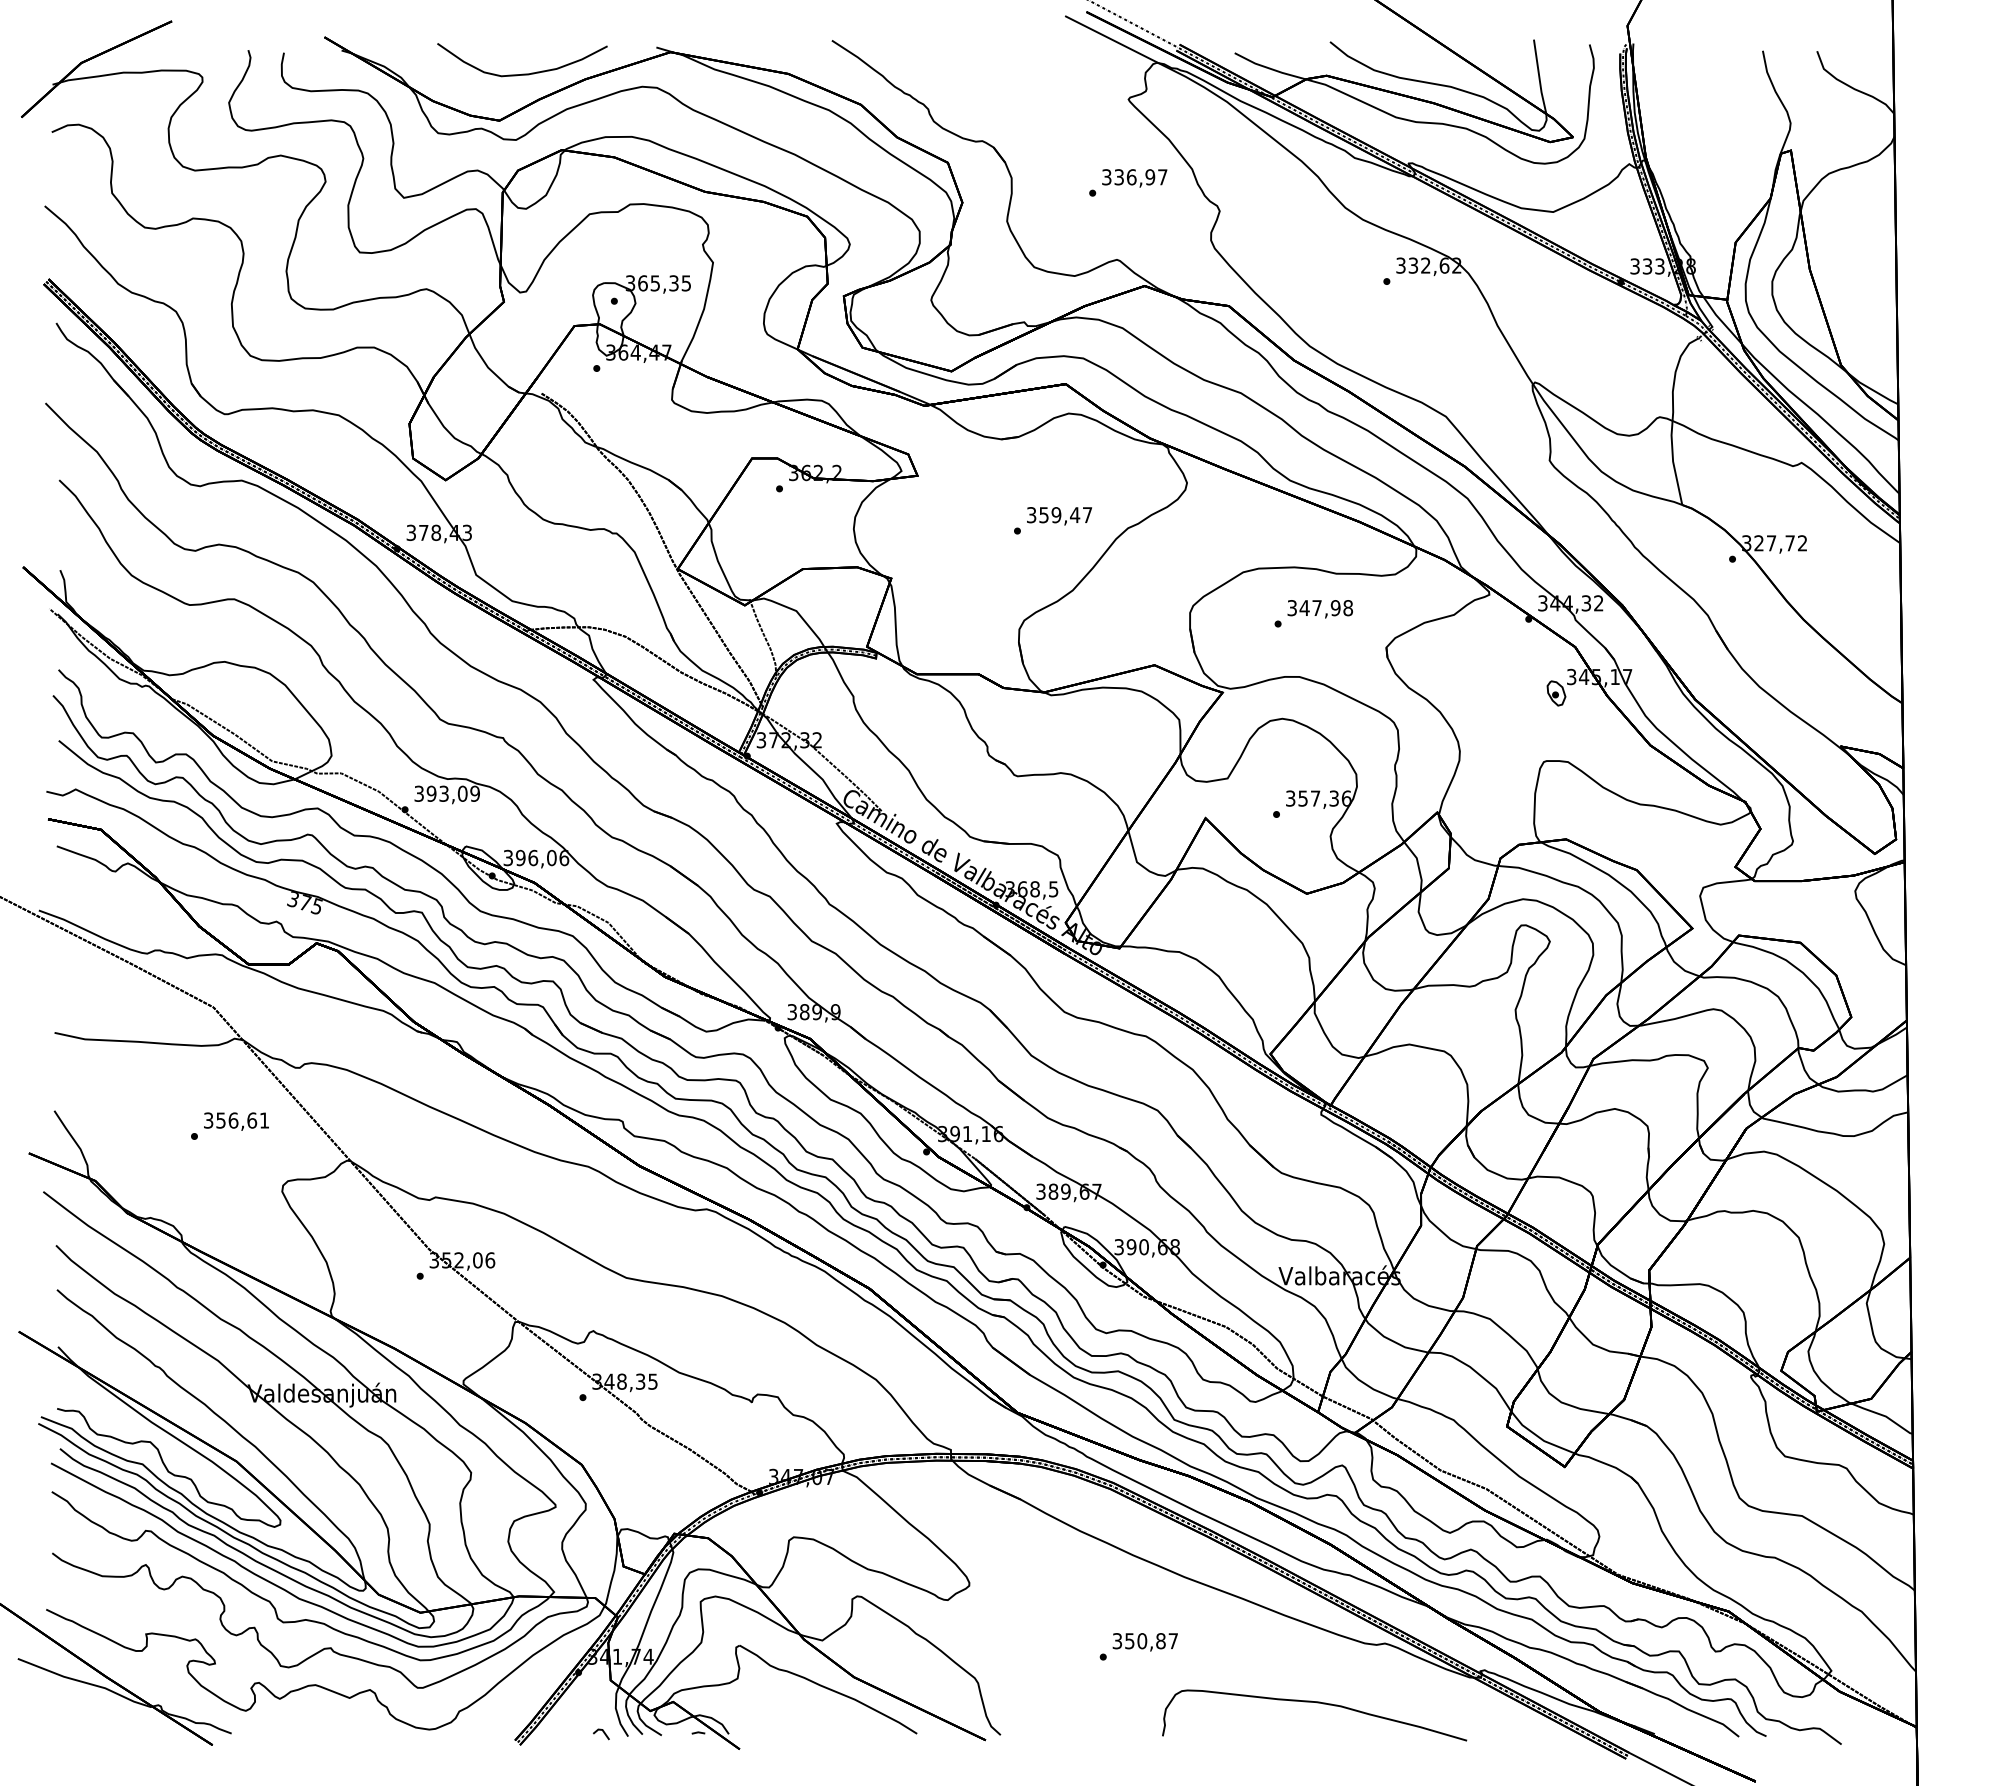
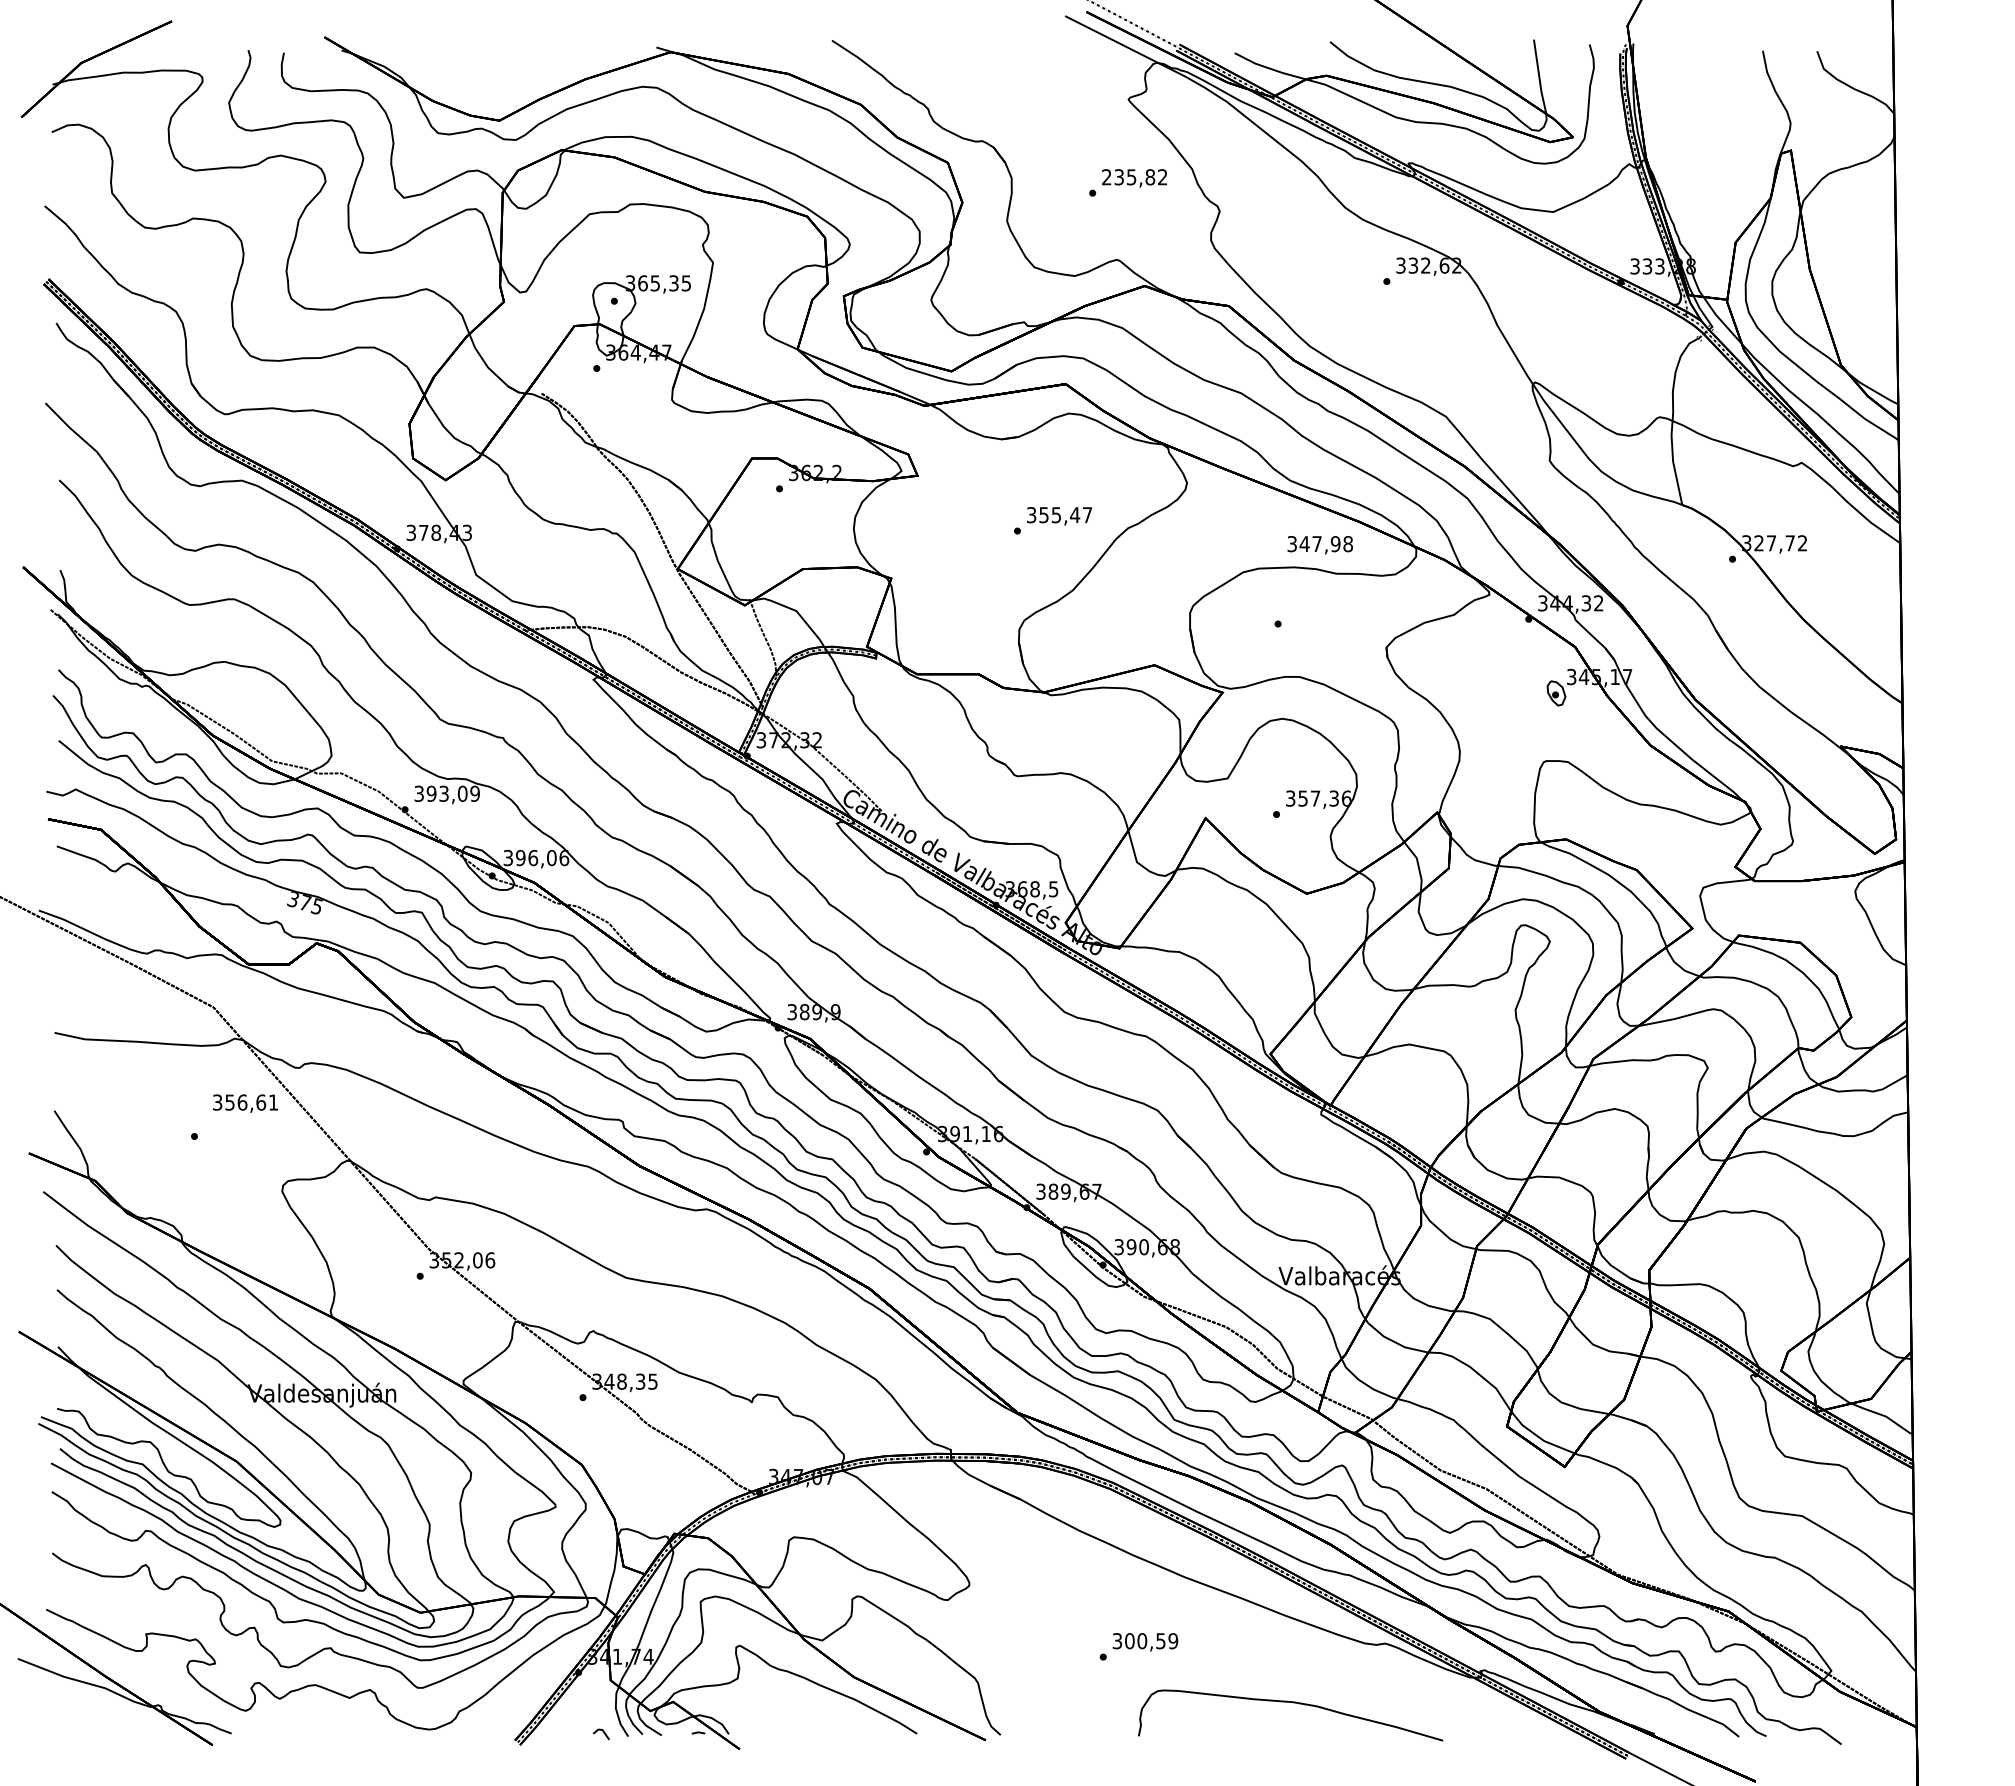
curve: present -> none (522, 73)
text: 336,97 -> 235,82 (1134, 177)
text: 359,47 -> 355,47 (1056, 514)
text position: (1319, 609) -> (1319, 545) (1319, 545)
text position: (236, 1121) -> (245, 1103) (245, 1103)
text: 350,87 -> 300,59 (1151, 1641)
curve position: (1316, 1703) -> (1292, 1703) (1292, 1703)
